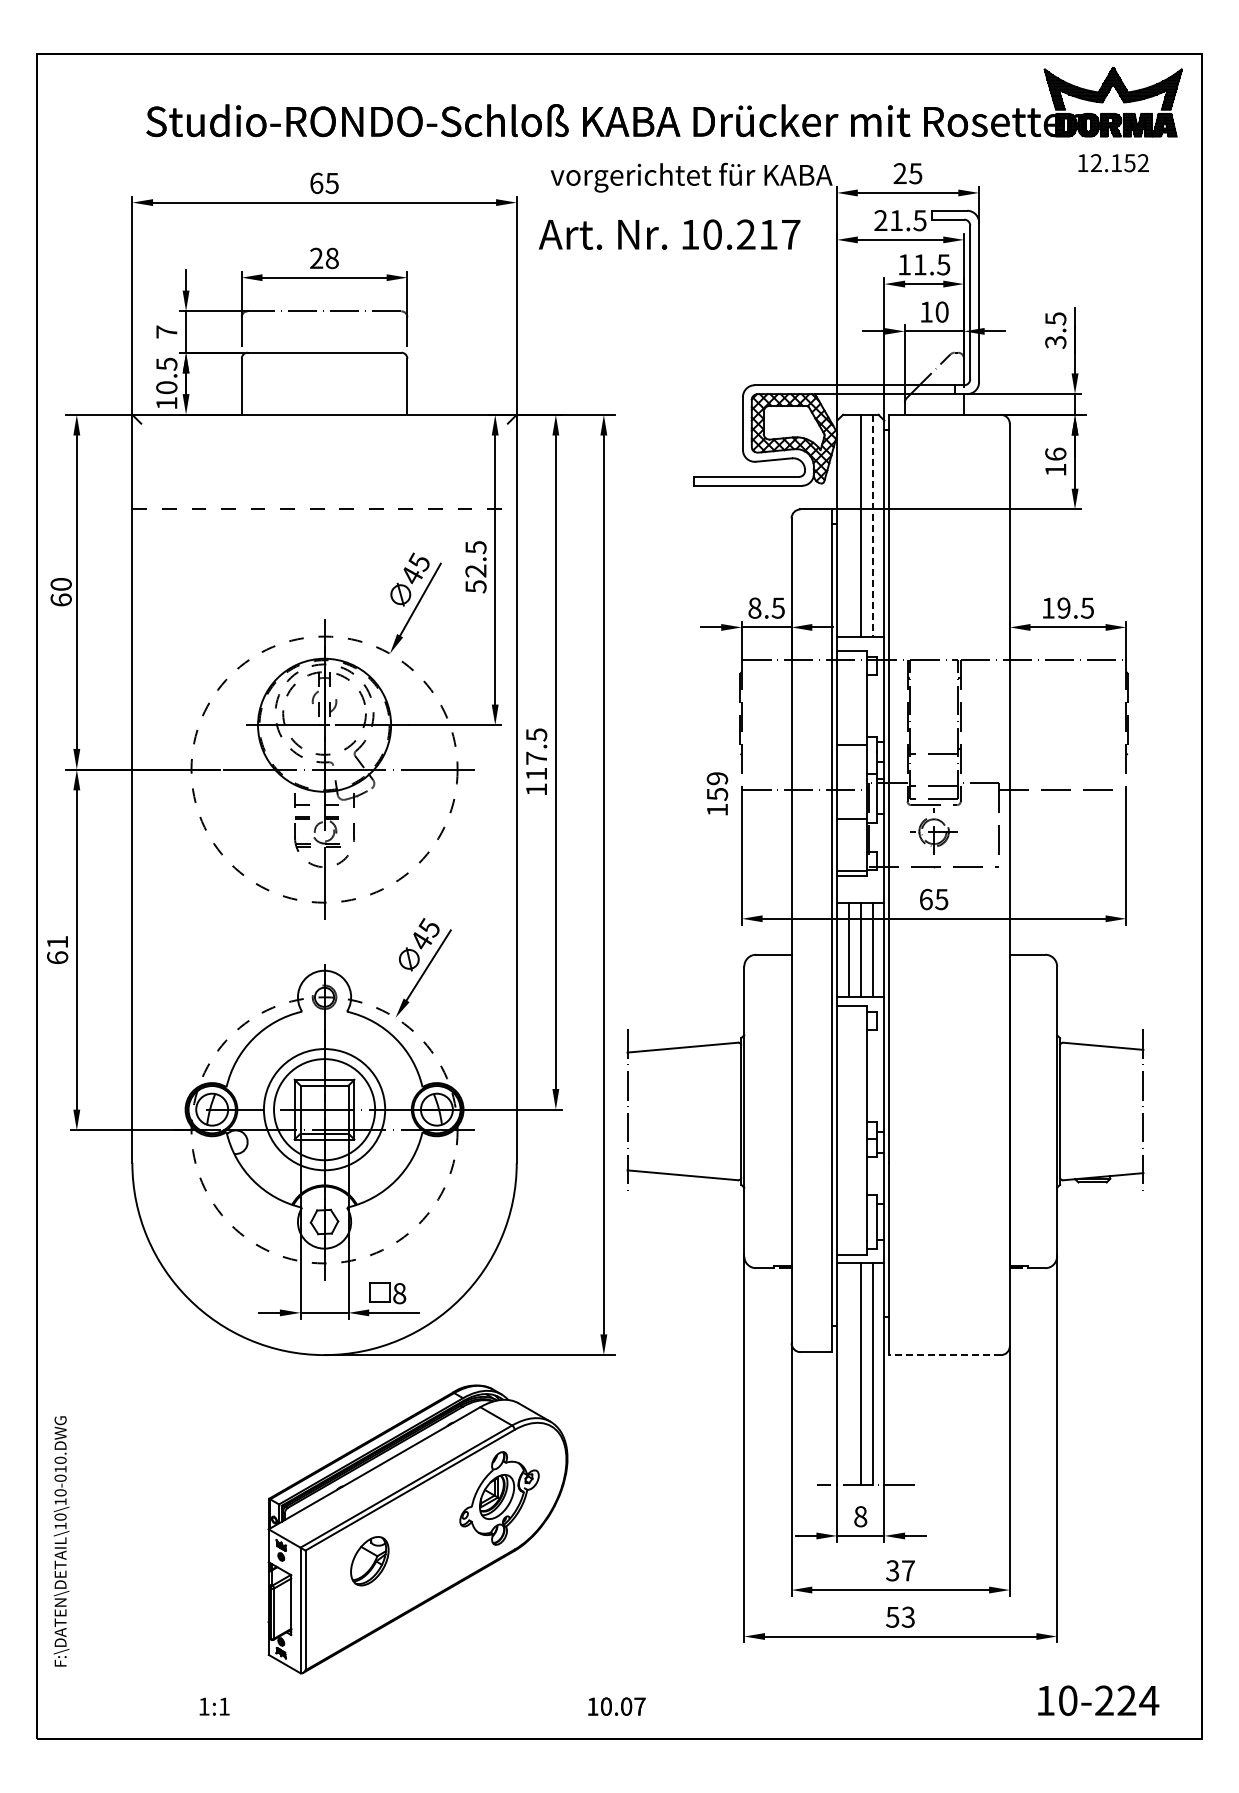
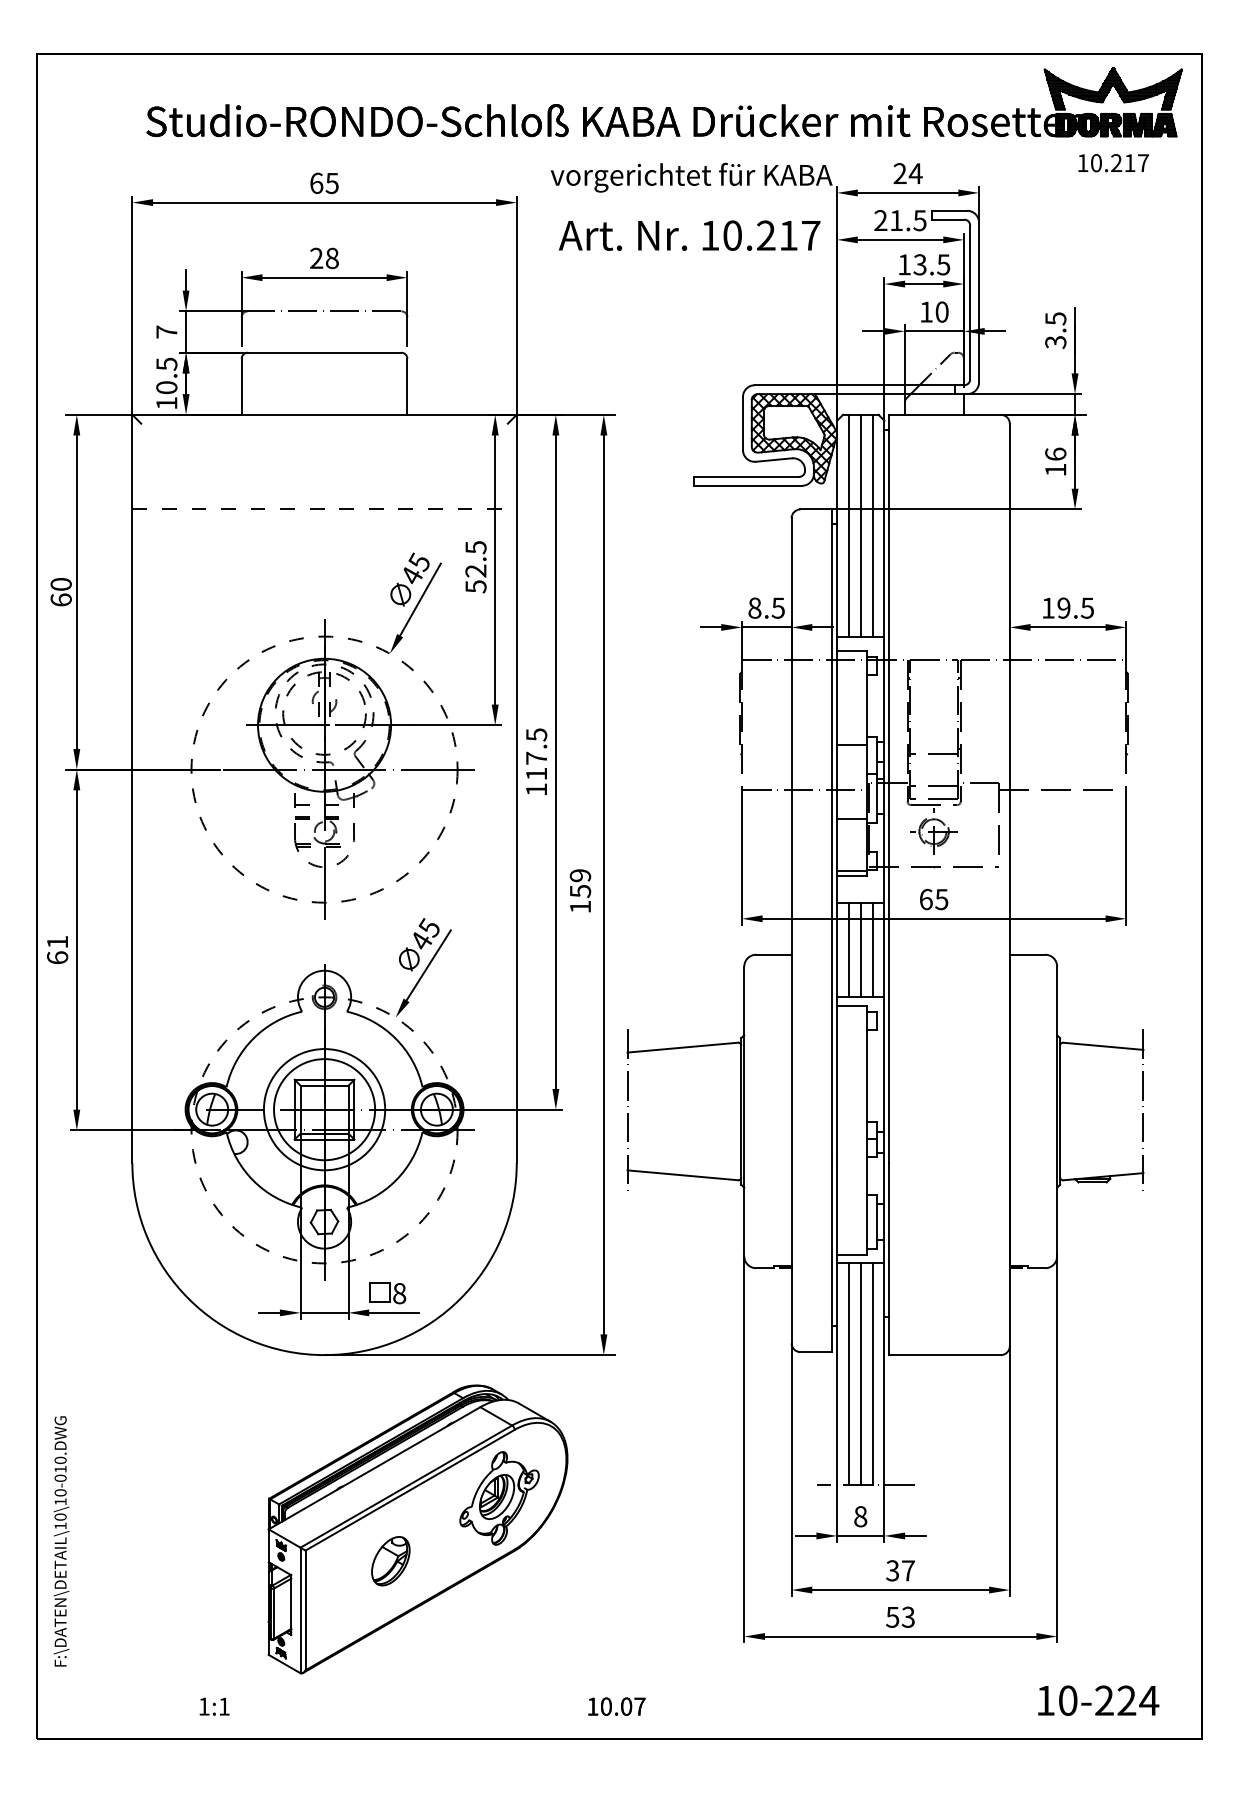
text: 12.152 -> 10.217 (1119, 163)
text: 25 -> 24 (915, 173)
text position: (669, 234) -> (689, 235) (689, 235)
text: 11.5 -> 13.5 (919, 264)
line: none -> present (848, 525)
line: dashed -> solid (872, 525)
text position: (717, 793) -> (580, 890) (580, 890)
line: dashed -> solid (944, 1355)
line: none -> present (848, 1373)
part position: (369, 1561) -> (390, 1561) (390, 1561)
